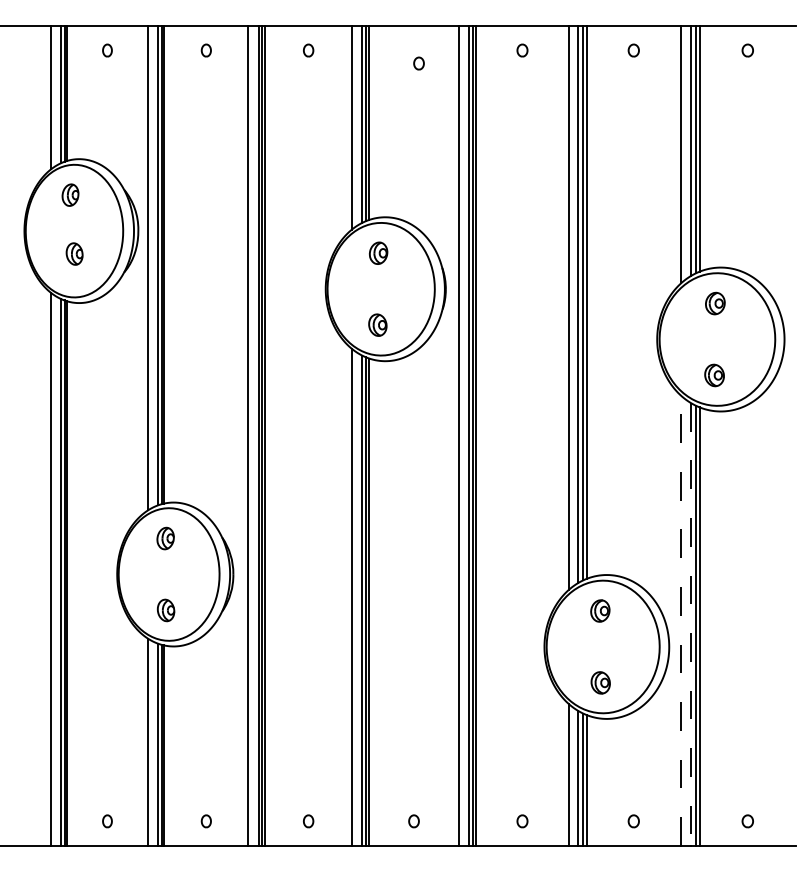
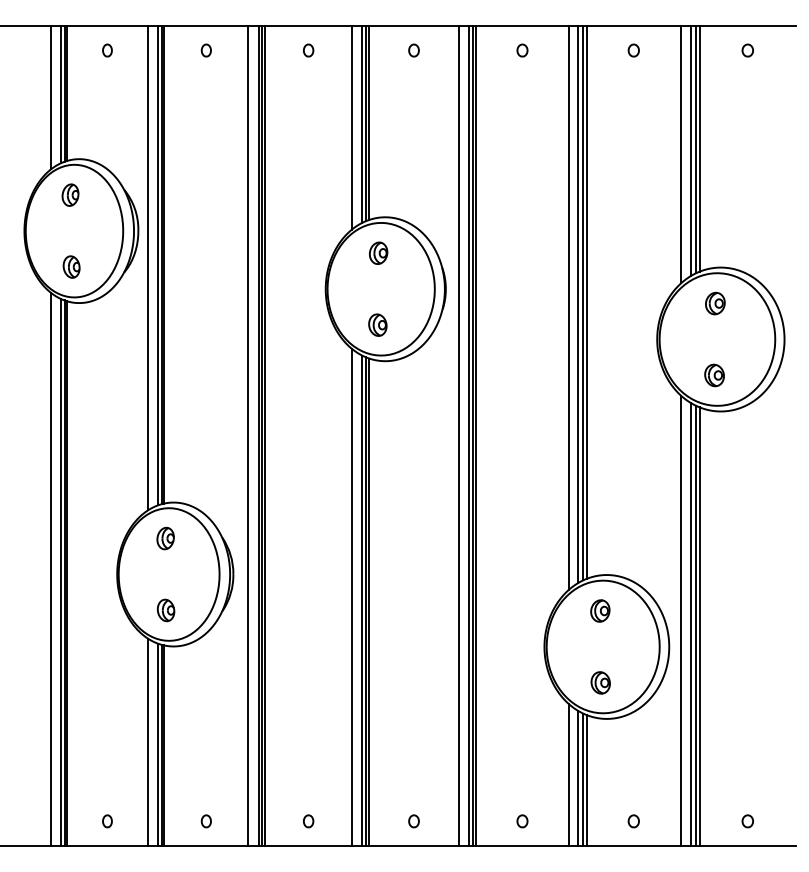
part position: (418, 63) -> (413, 50) (413, 50)
part position: (74, 253) -> (71, 266) (71, 266)
line: dashed -> solid (680, 620)
line: dashed -> solid (690, 624)
